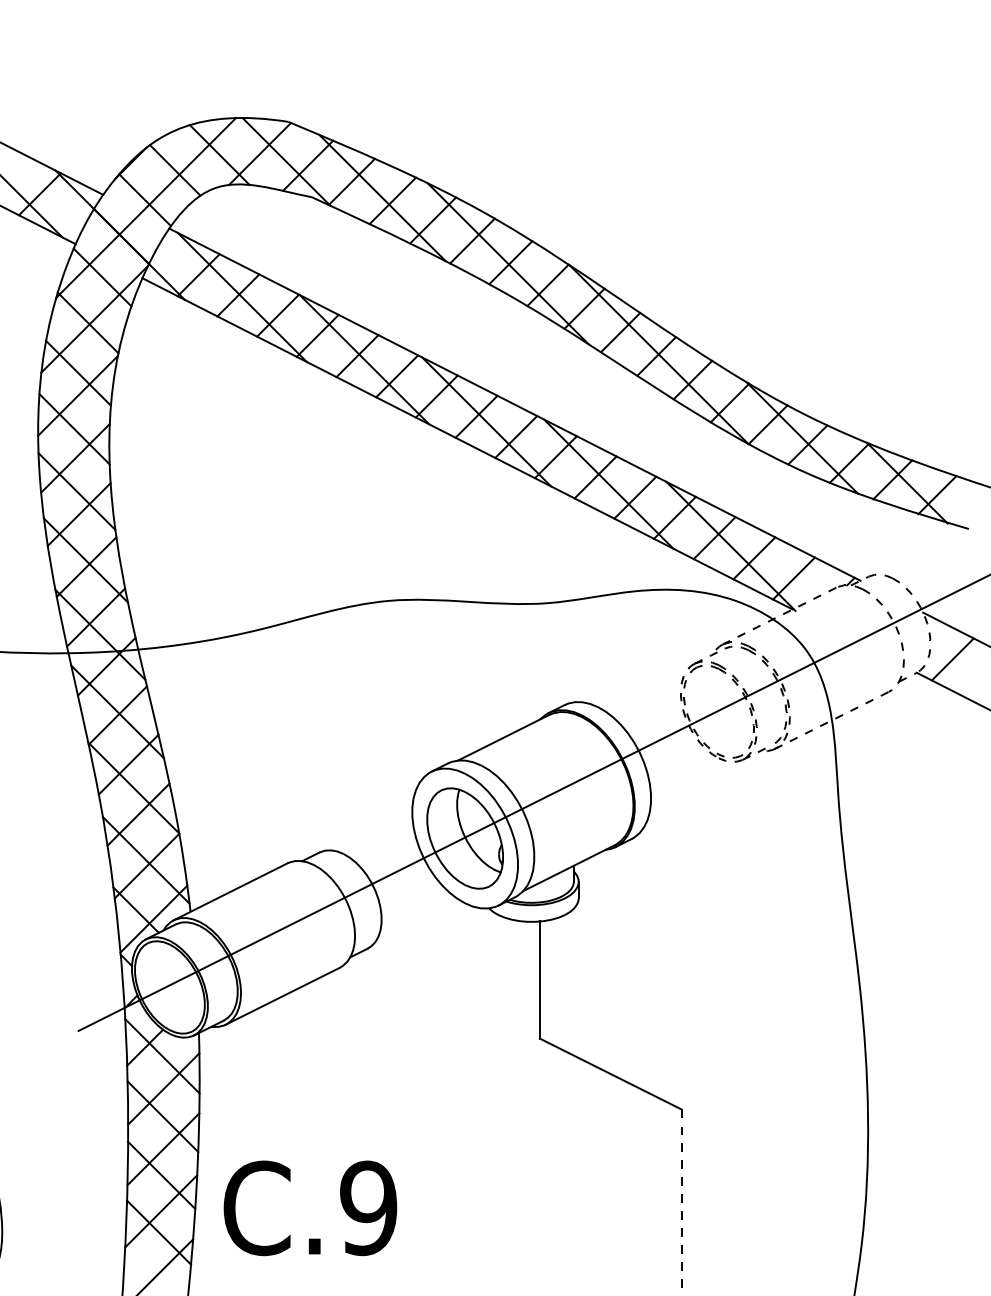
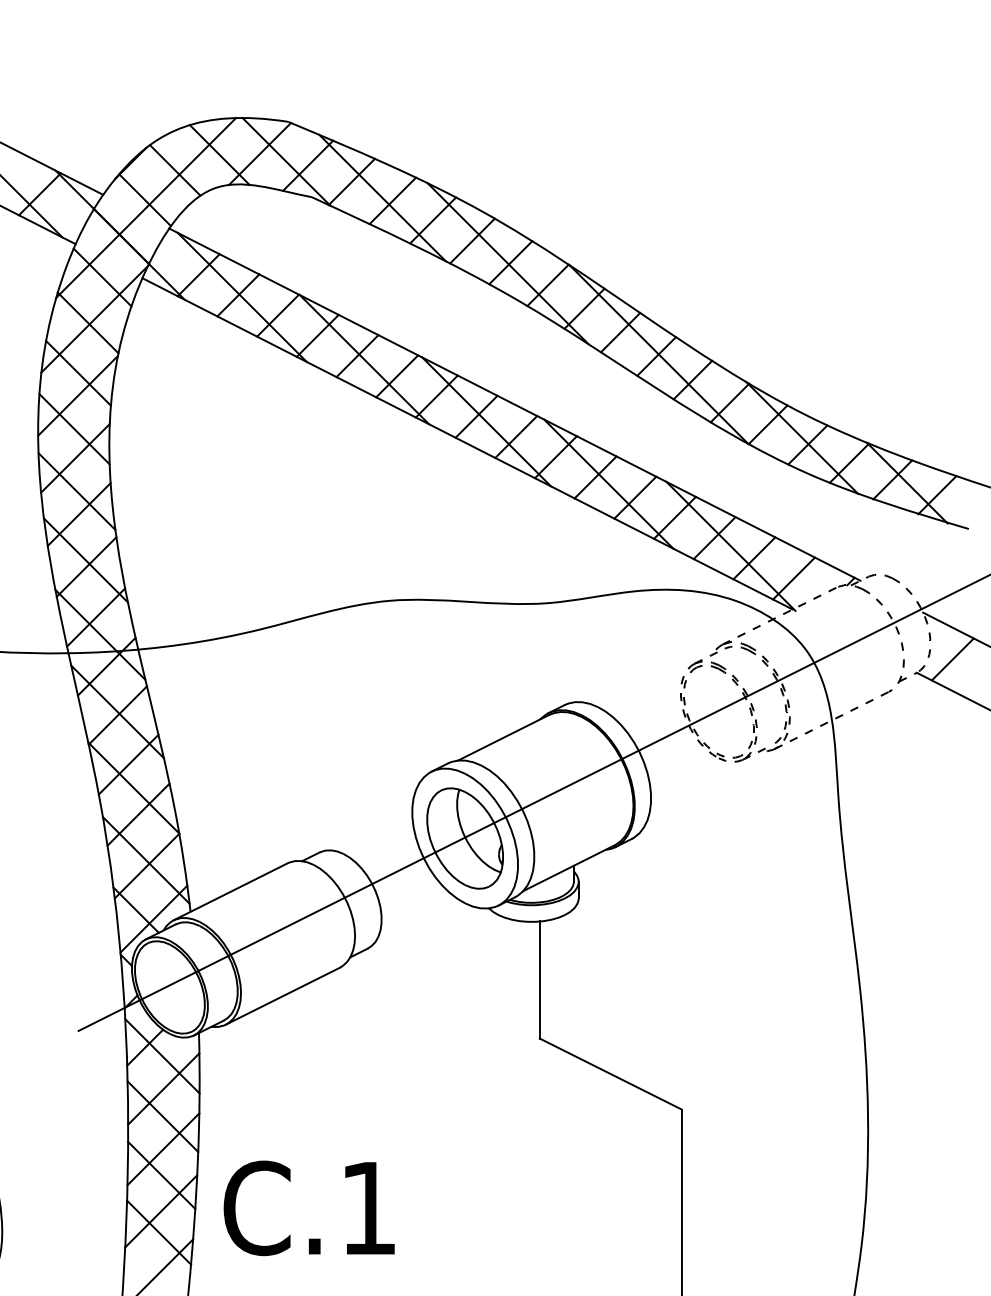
line: dashed -> solid (681, 1202)
text: C.9 -> C.1 (368, 1208)
